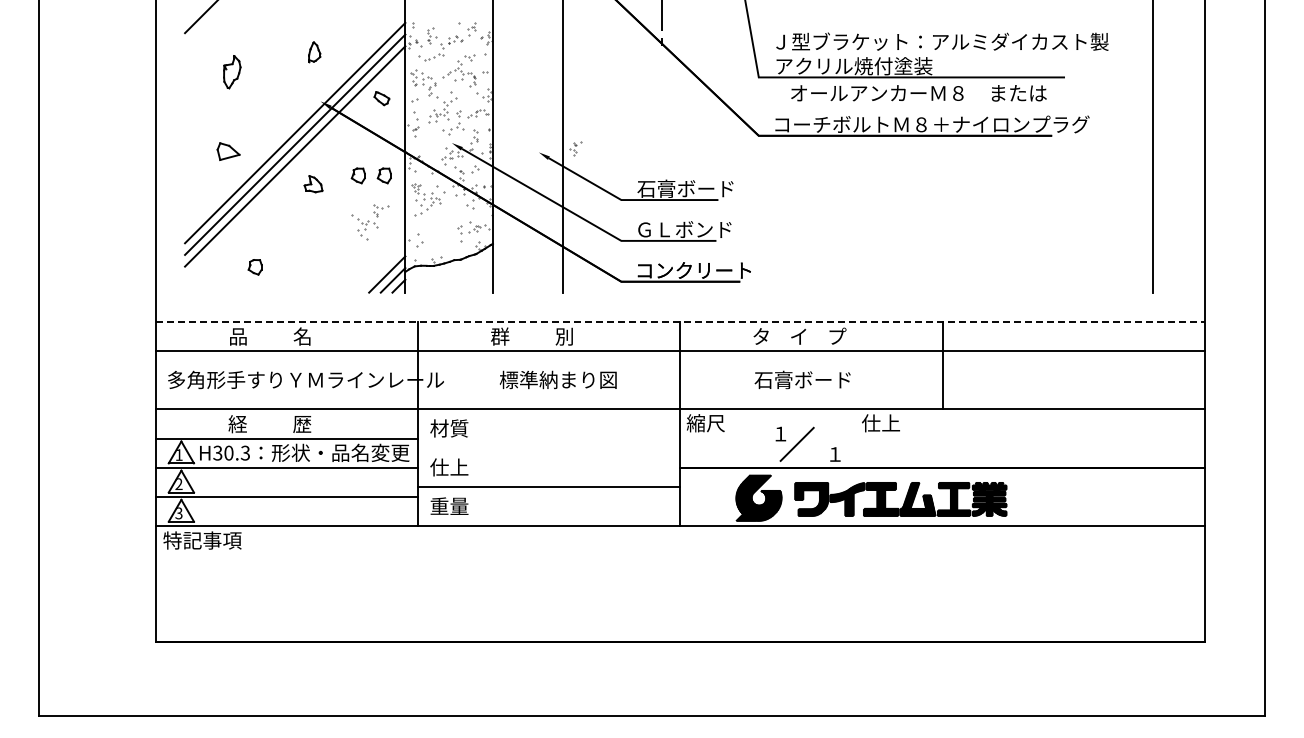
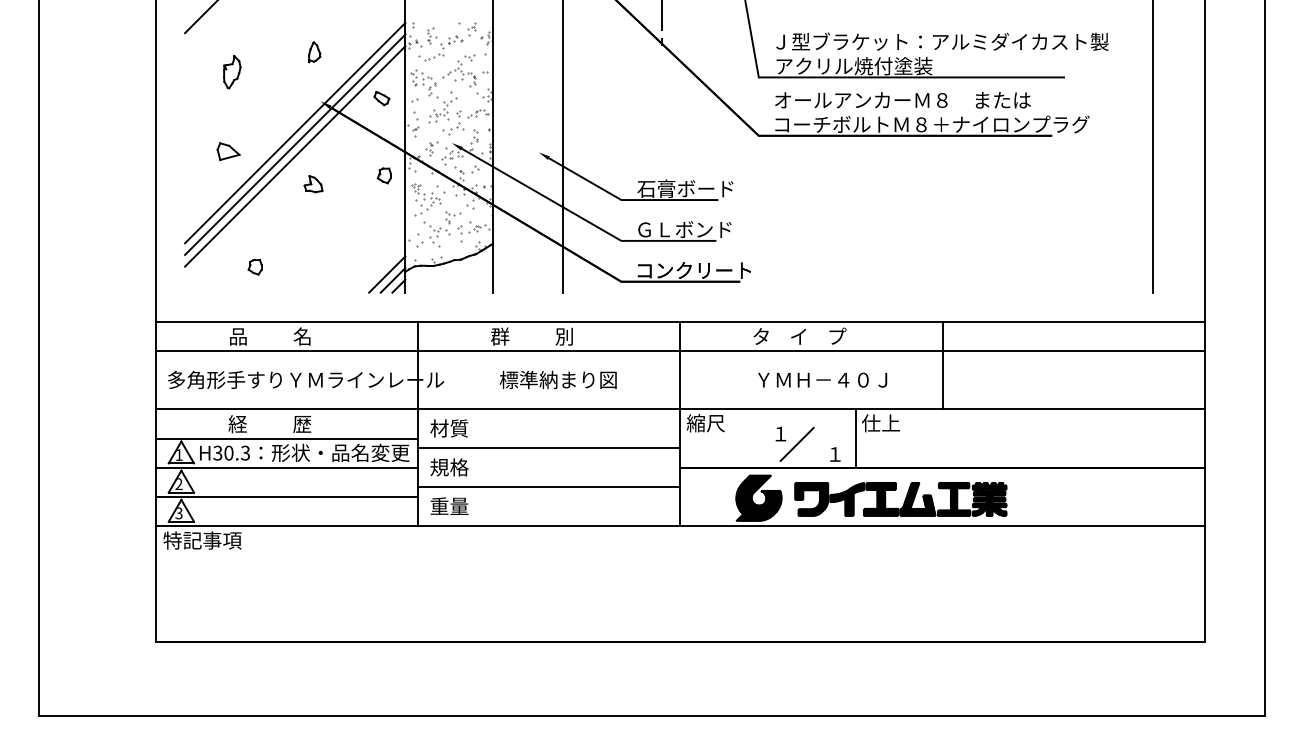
text position: (918, 93) -> (902, 100) (902, 100)
part position: (575, 148) -> (431, 148) (431, 148)
part: present -> none (357, 175)
part position: (370, 222) -> (442, 229) (442, 229)
line: dashed -> solid (680, 321)
text: 石膏ボード -> ＹＭＨ－４０Ｊ (820, 379)
line: none -> present (855, 438)
line: none -> present (548, 448)
text: 仕上 -> 規格 (449, 467)
